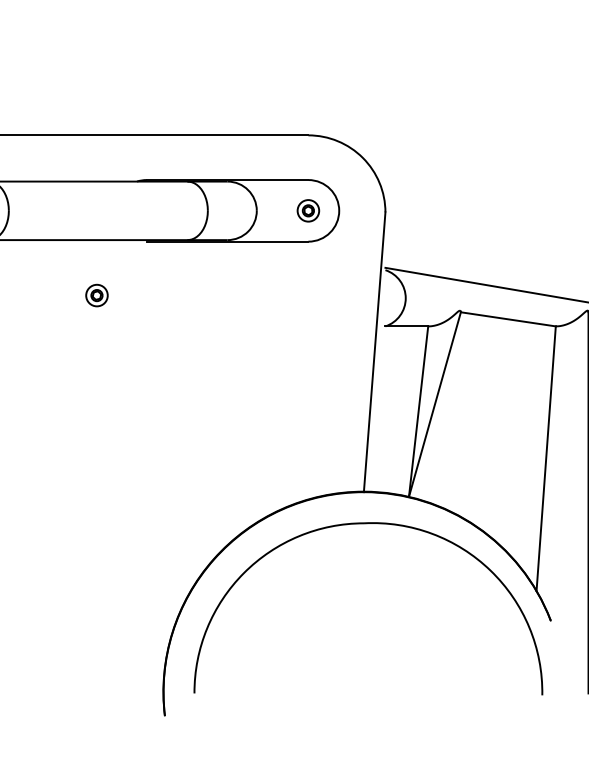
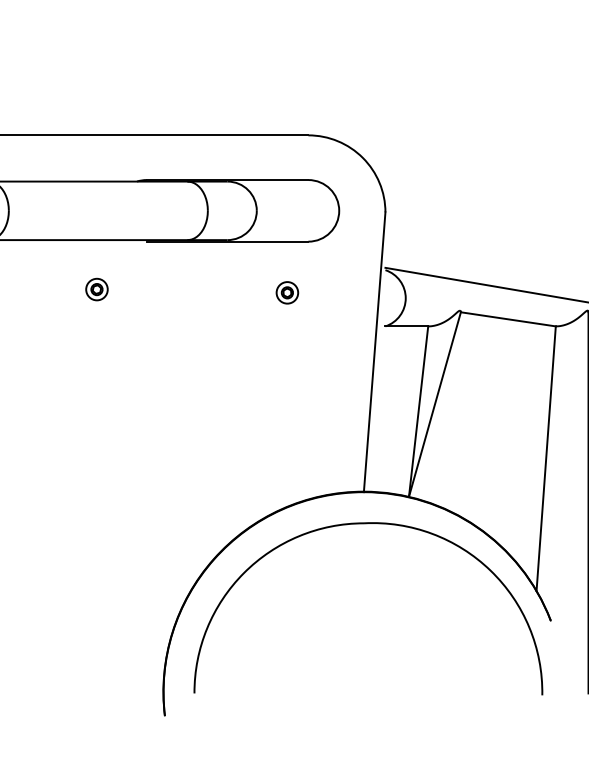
part position: (308, 210) -> (287, 292) (287, 292)
part position: (96, 295) -> (96, 289) (96, 289)
